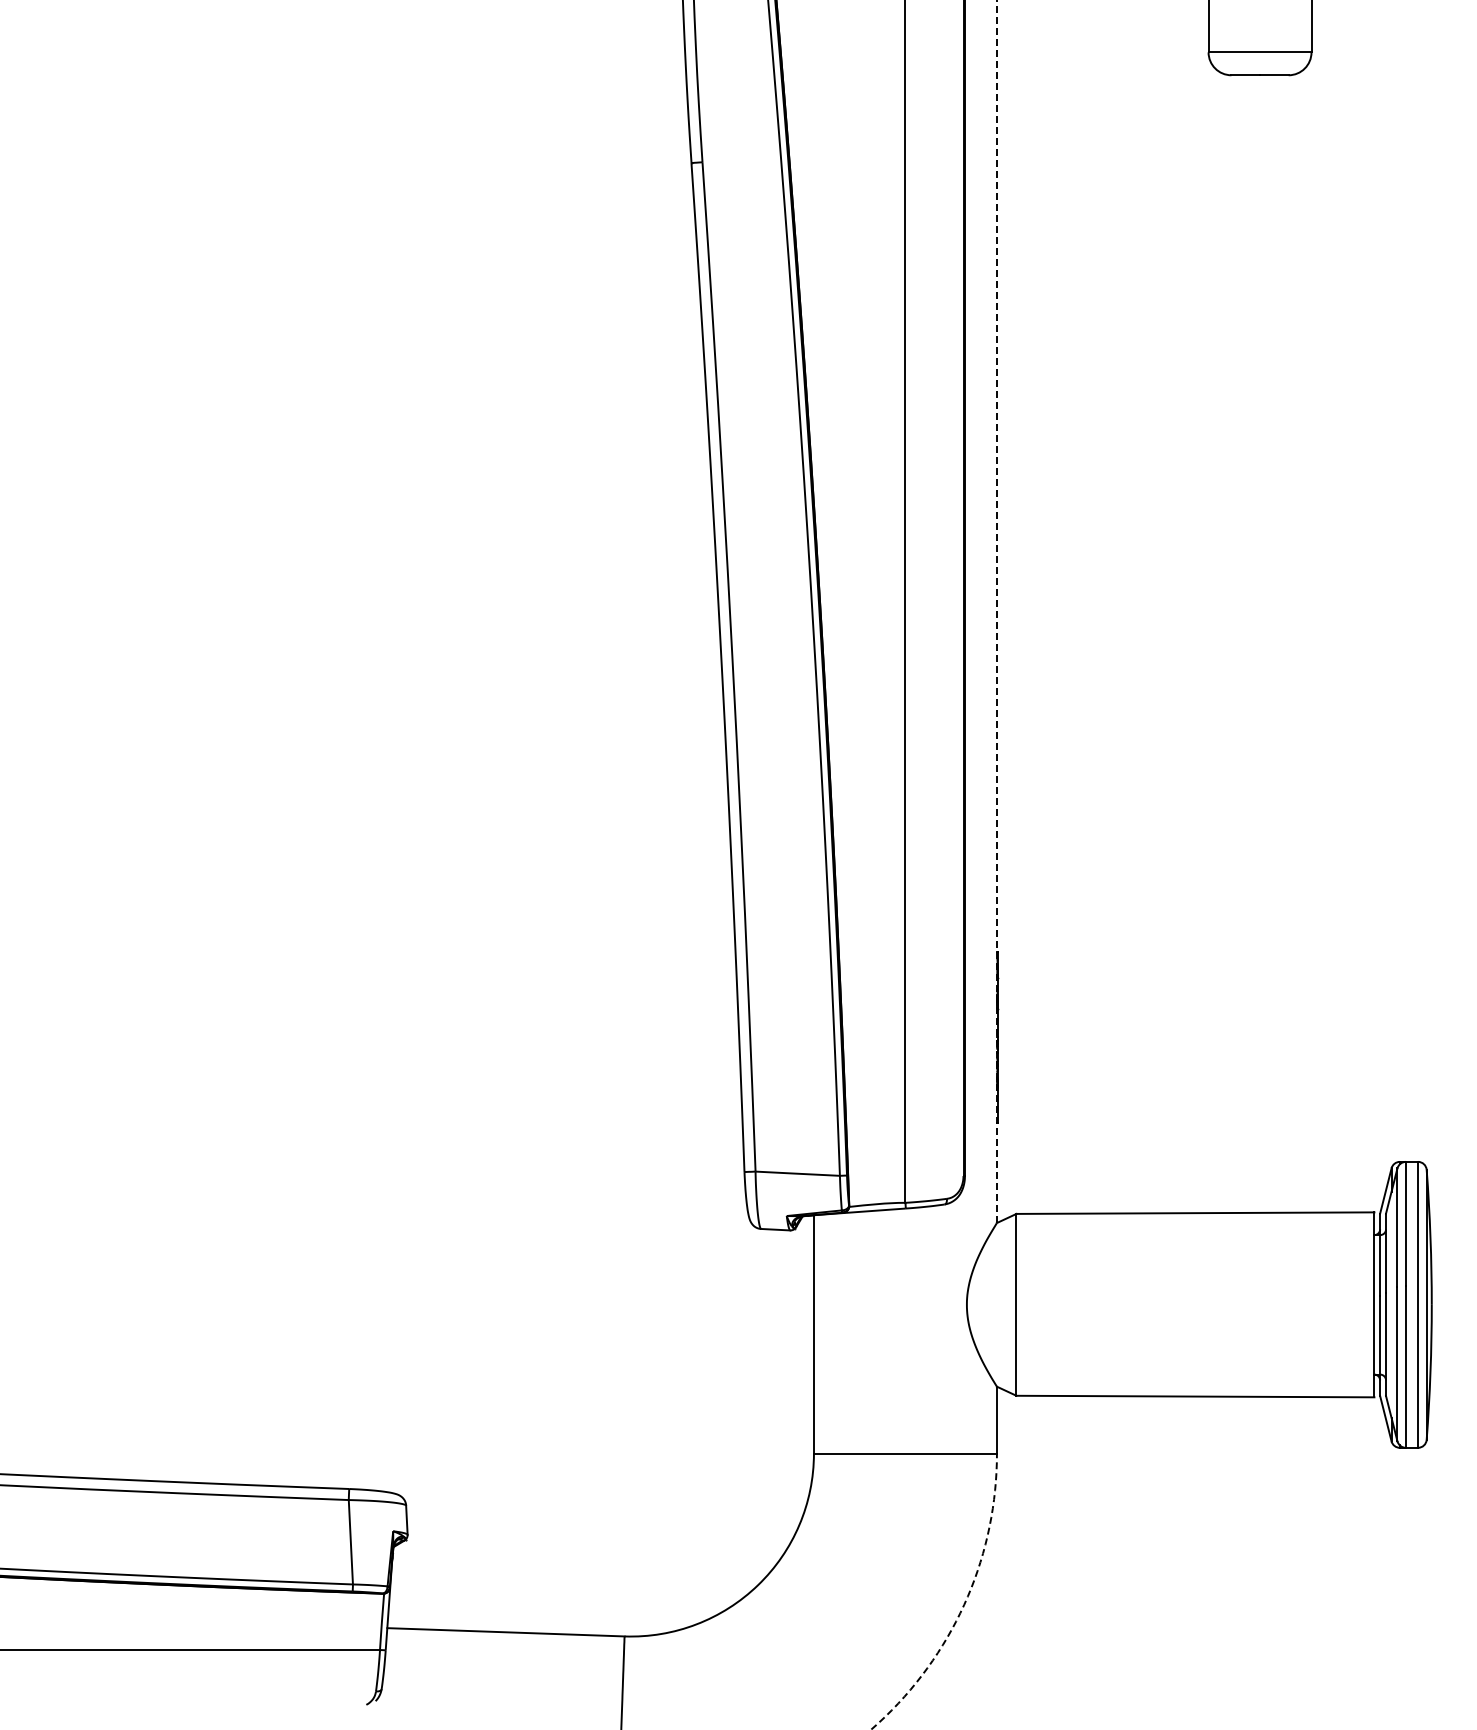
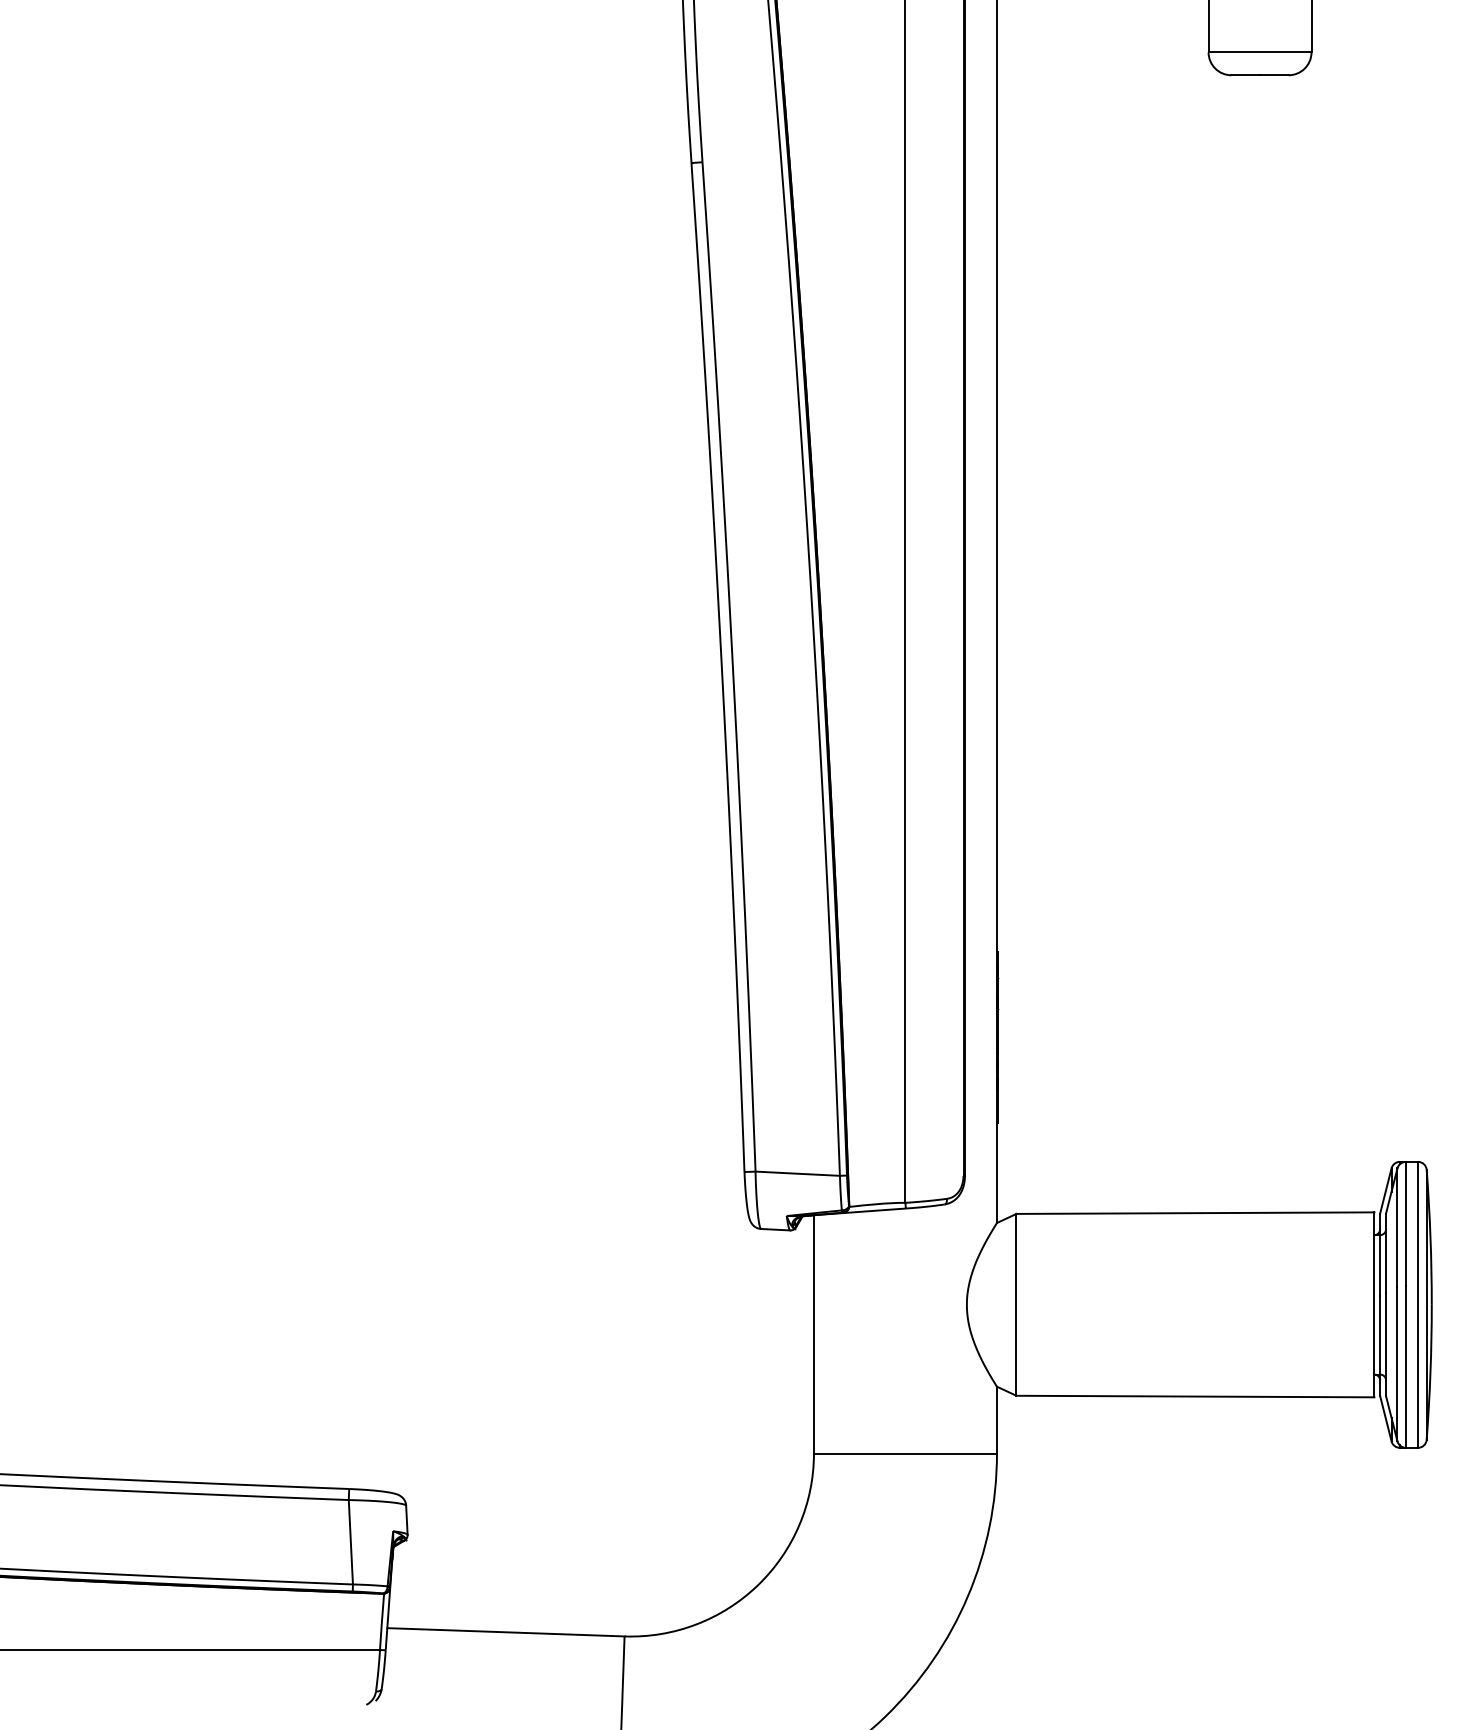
line: dashed -> solid (996, 611)
arc: dashed -> solid (963, 1605)
